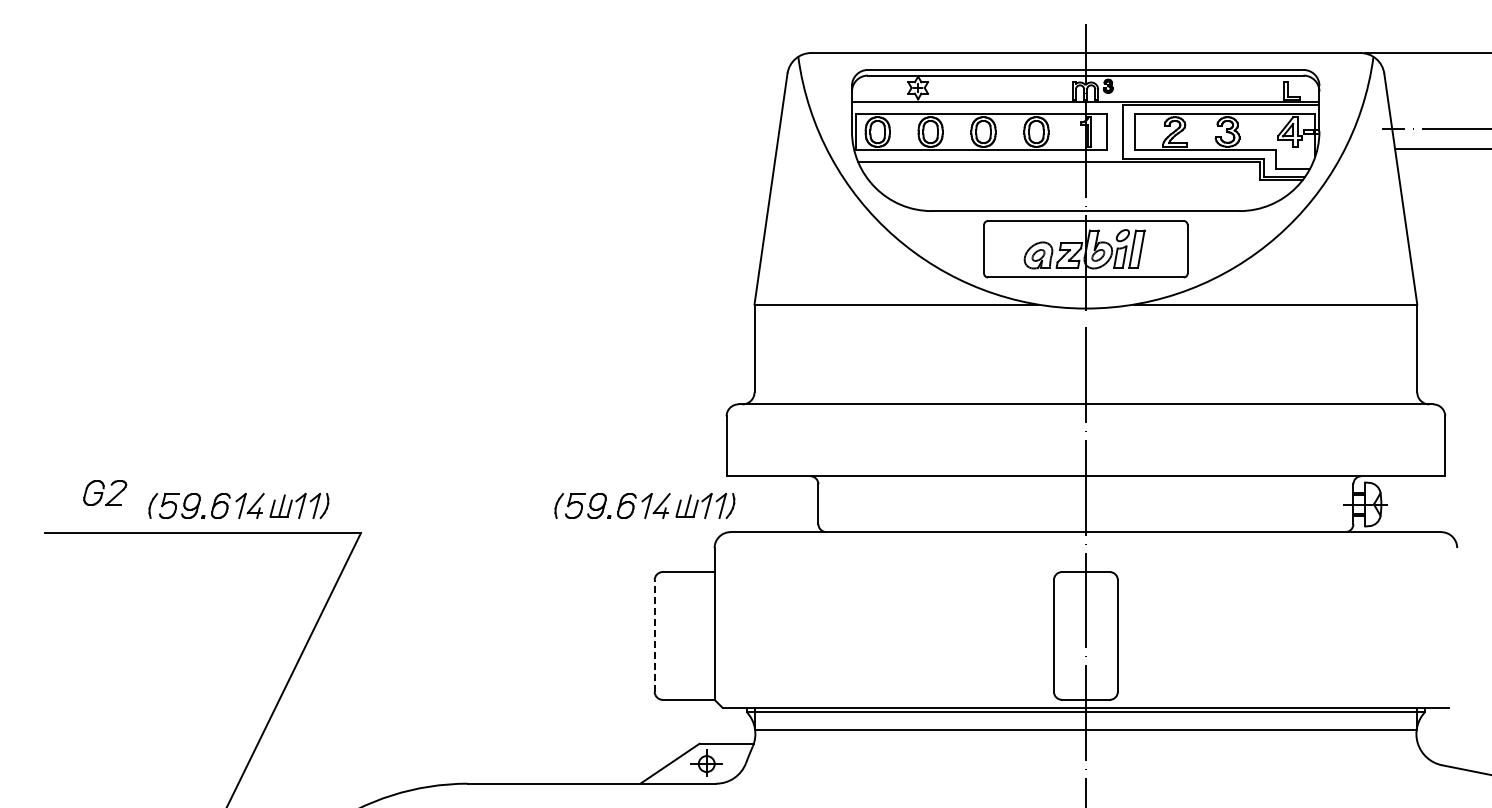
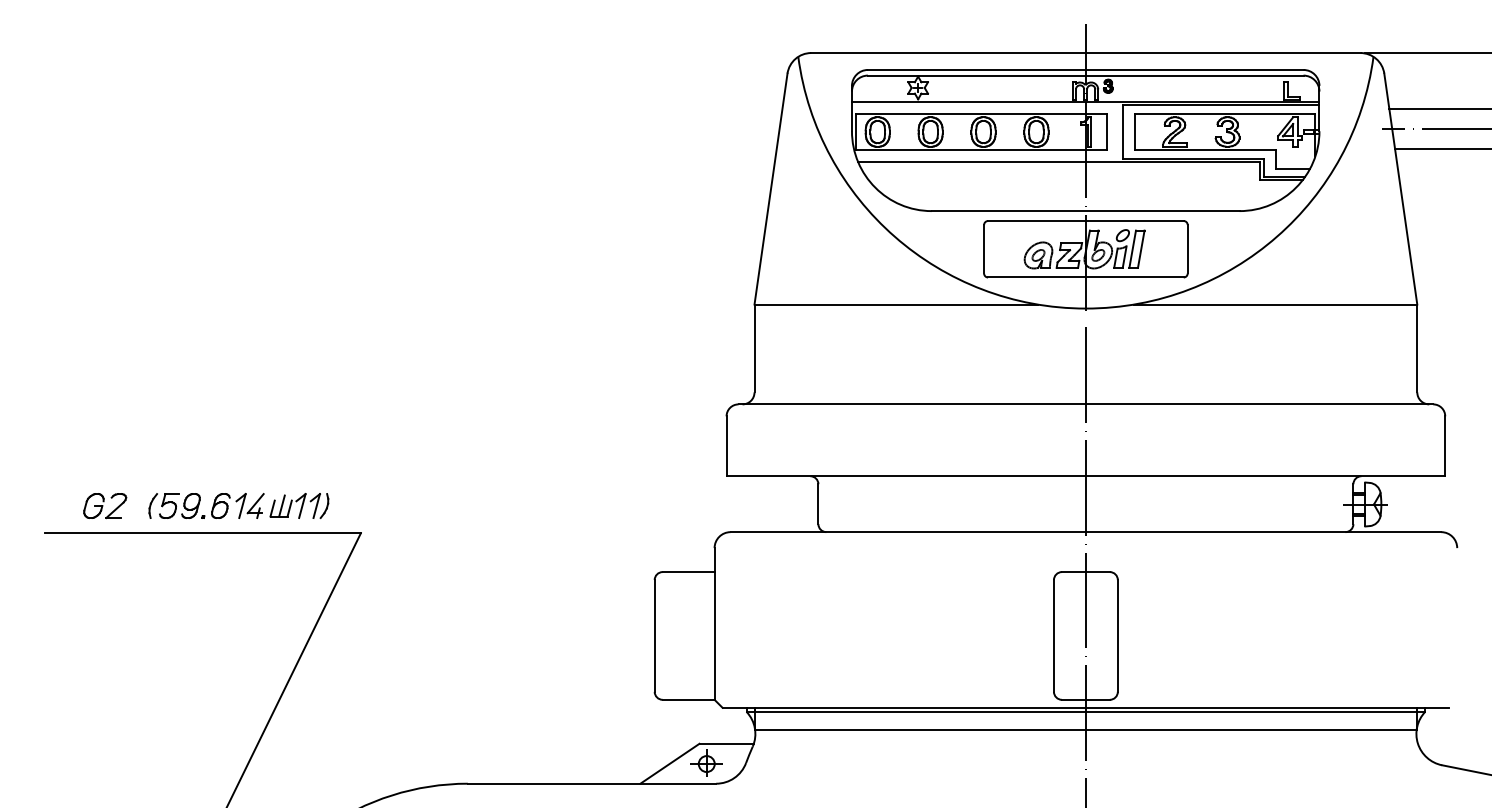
line: none -> present (1438, 108)
part position: (105, 493) -> (105, 506) (105, 506)
part: present -> none (644, 505)
line: dashed -> solid (654, 635)
